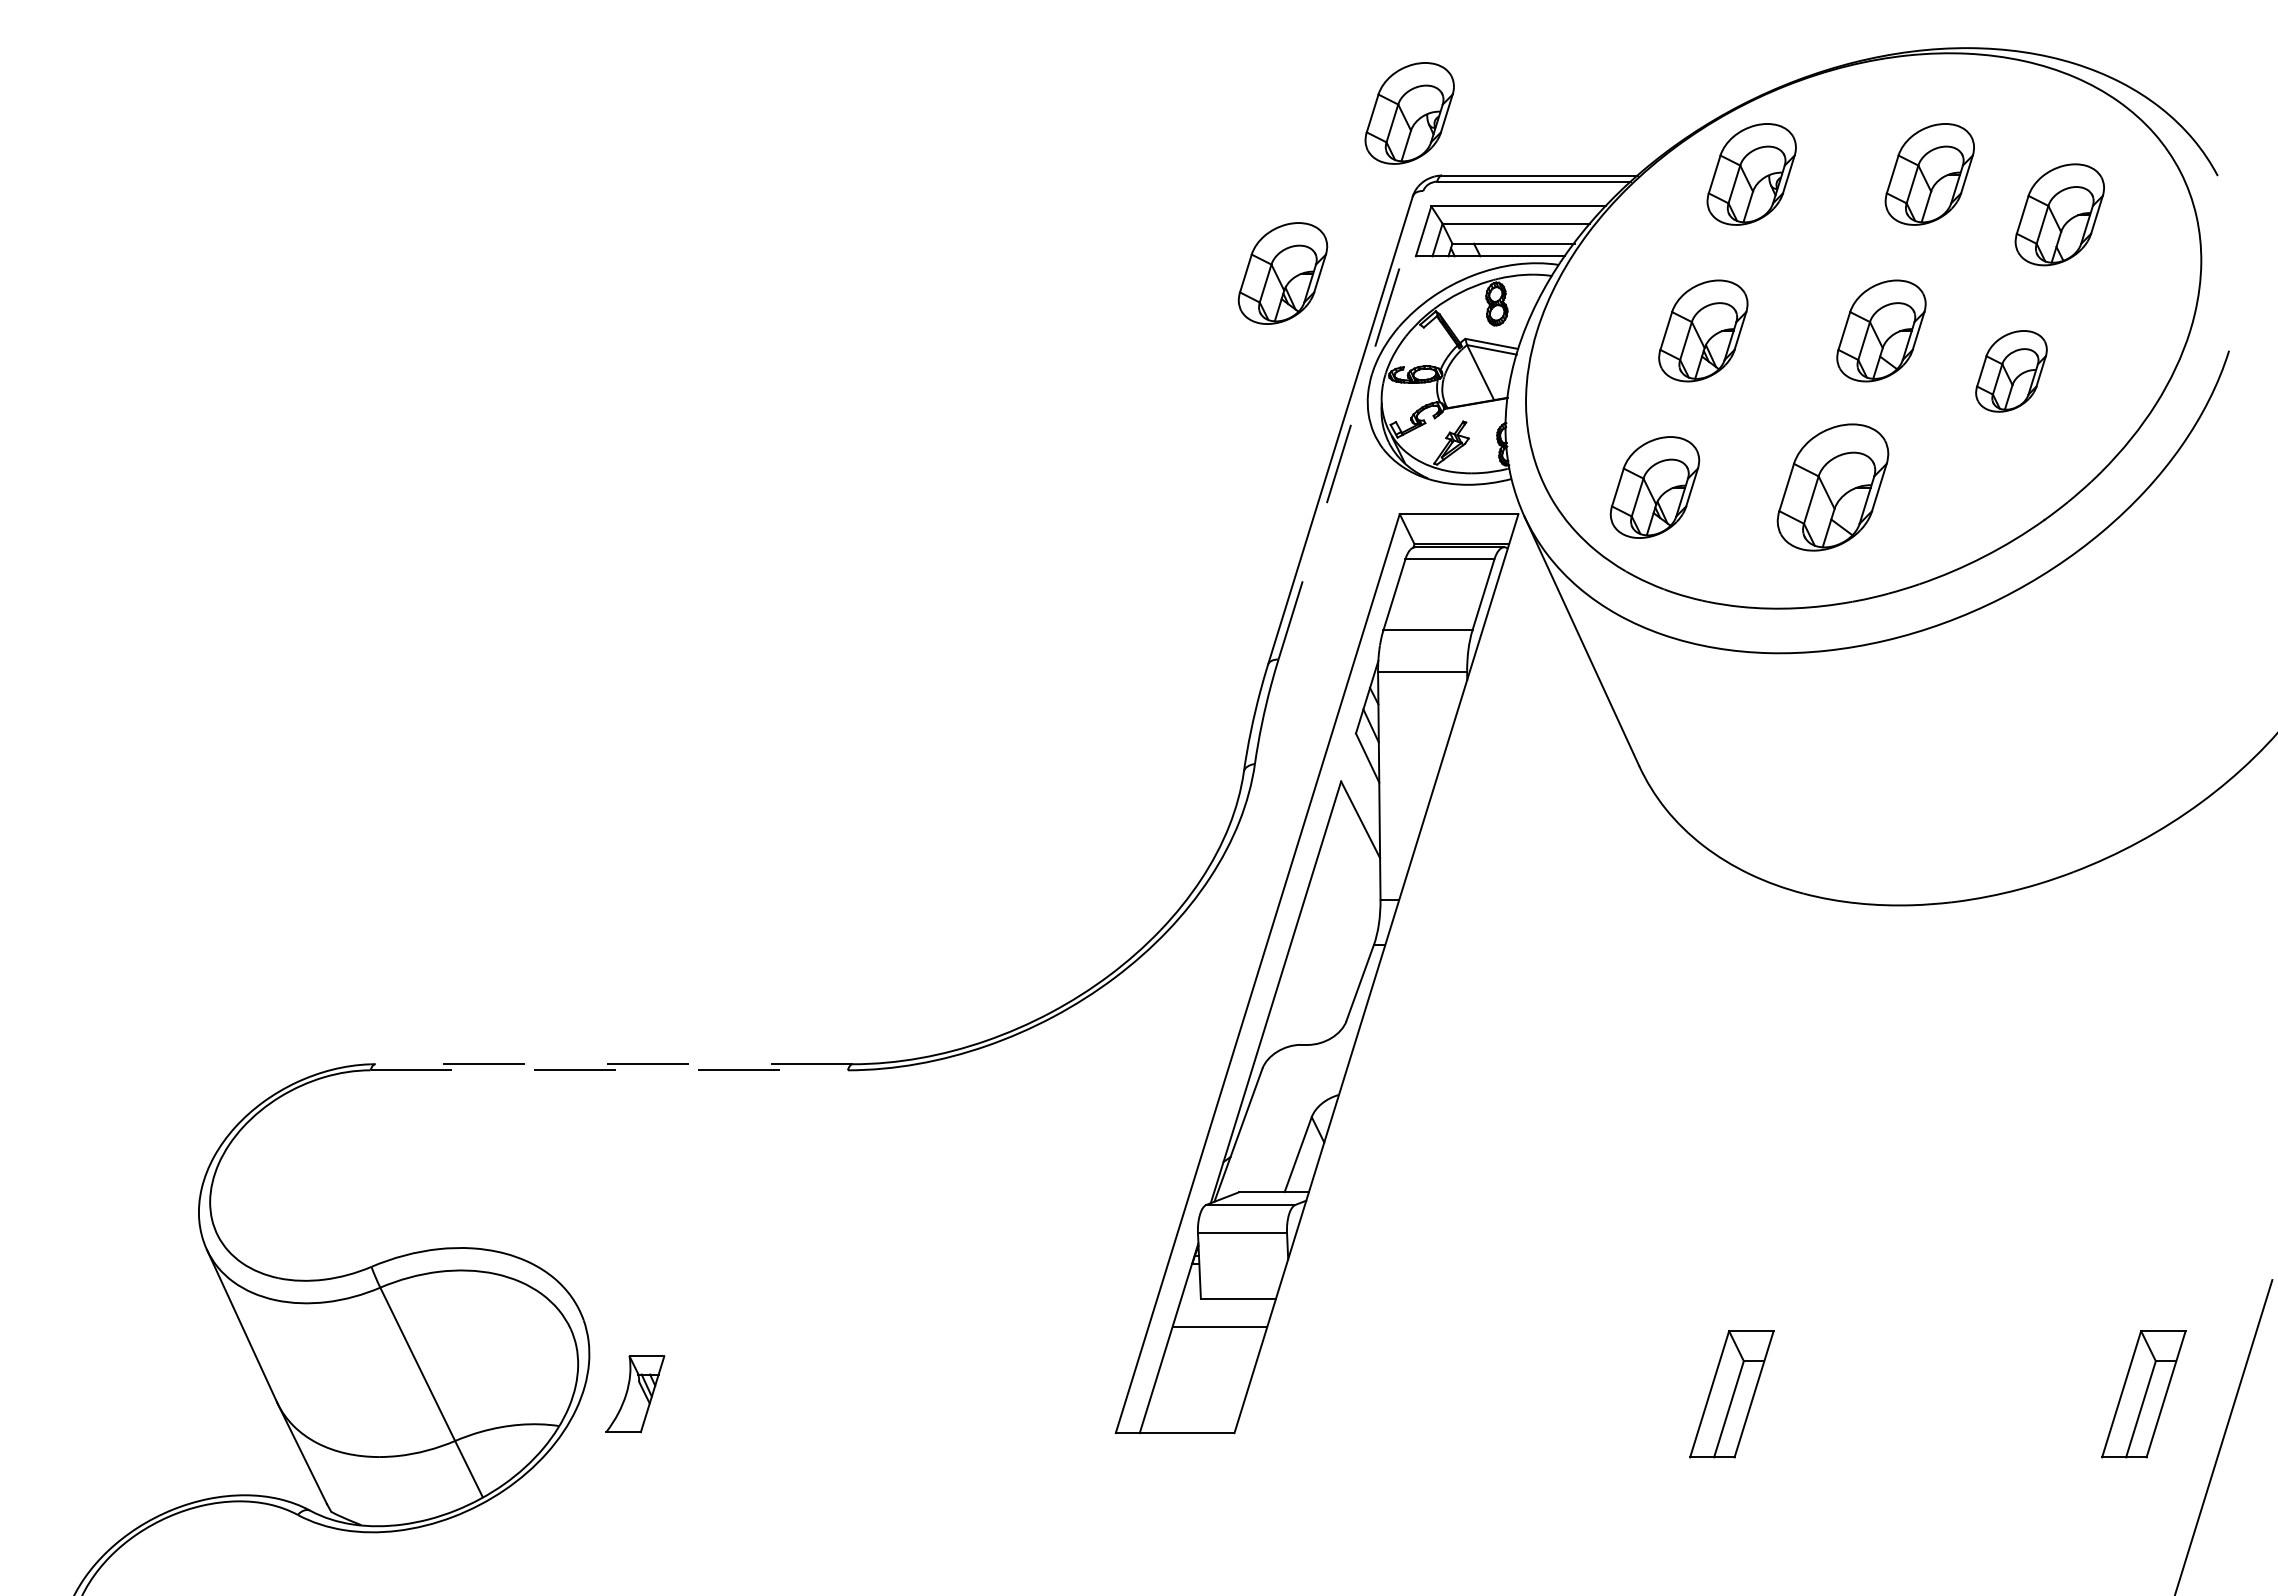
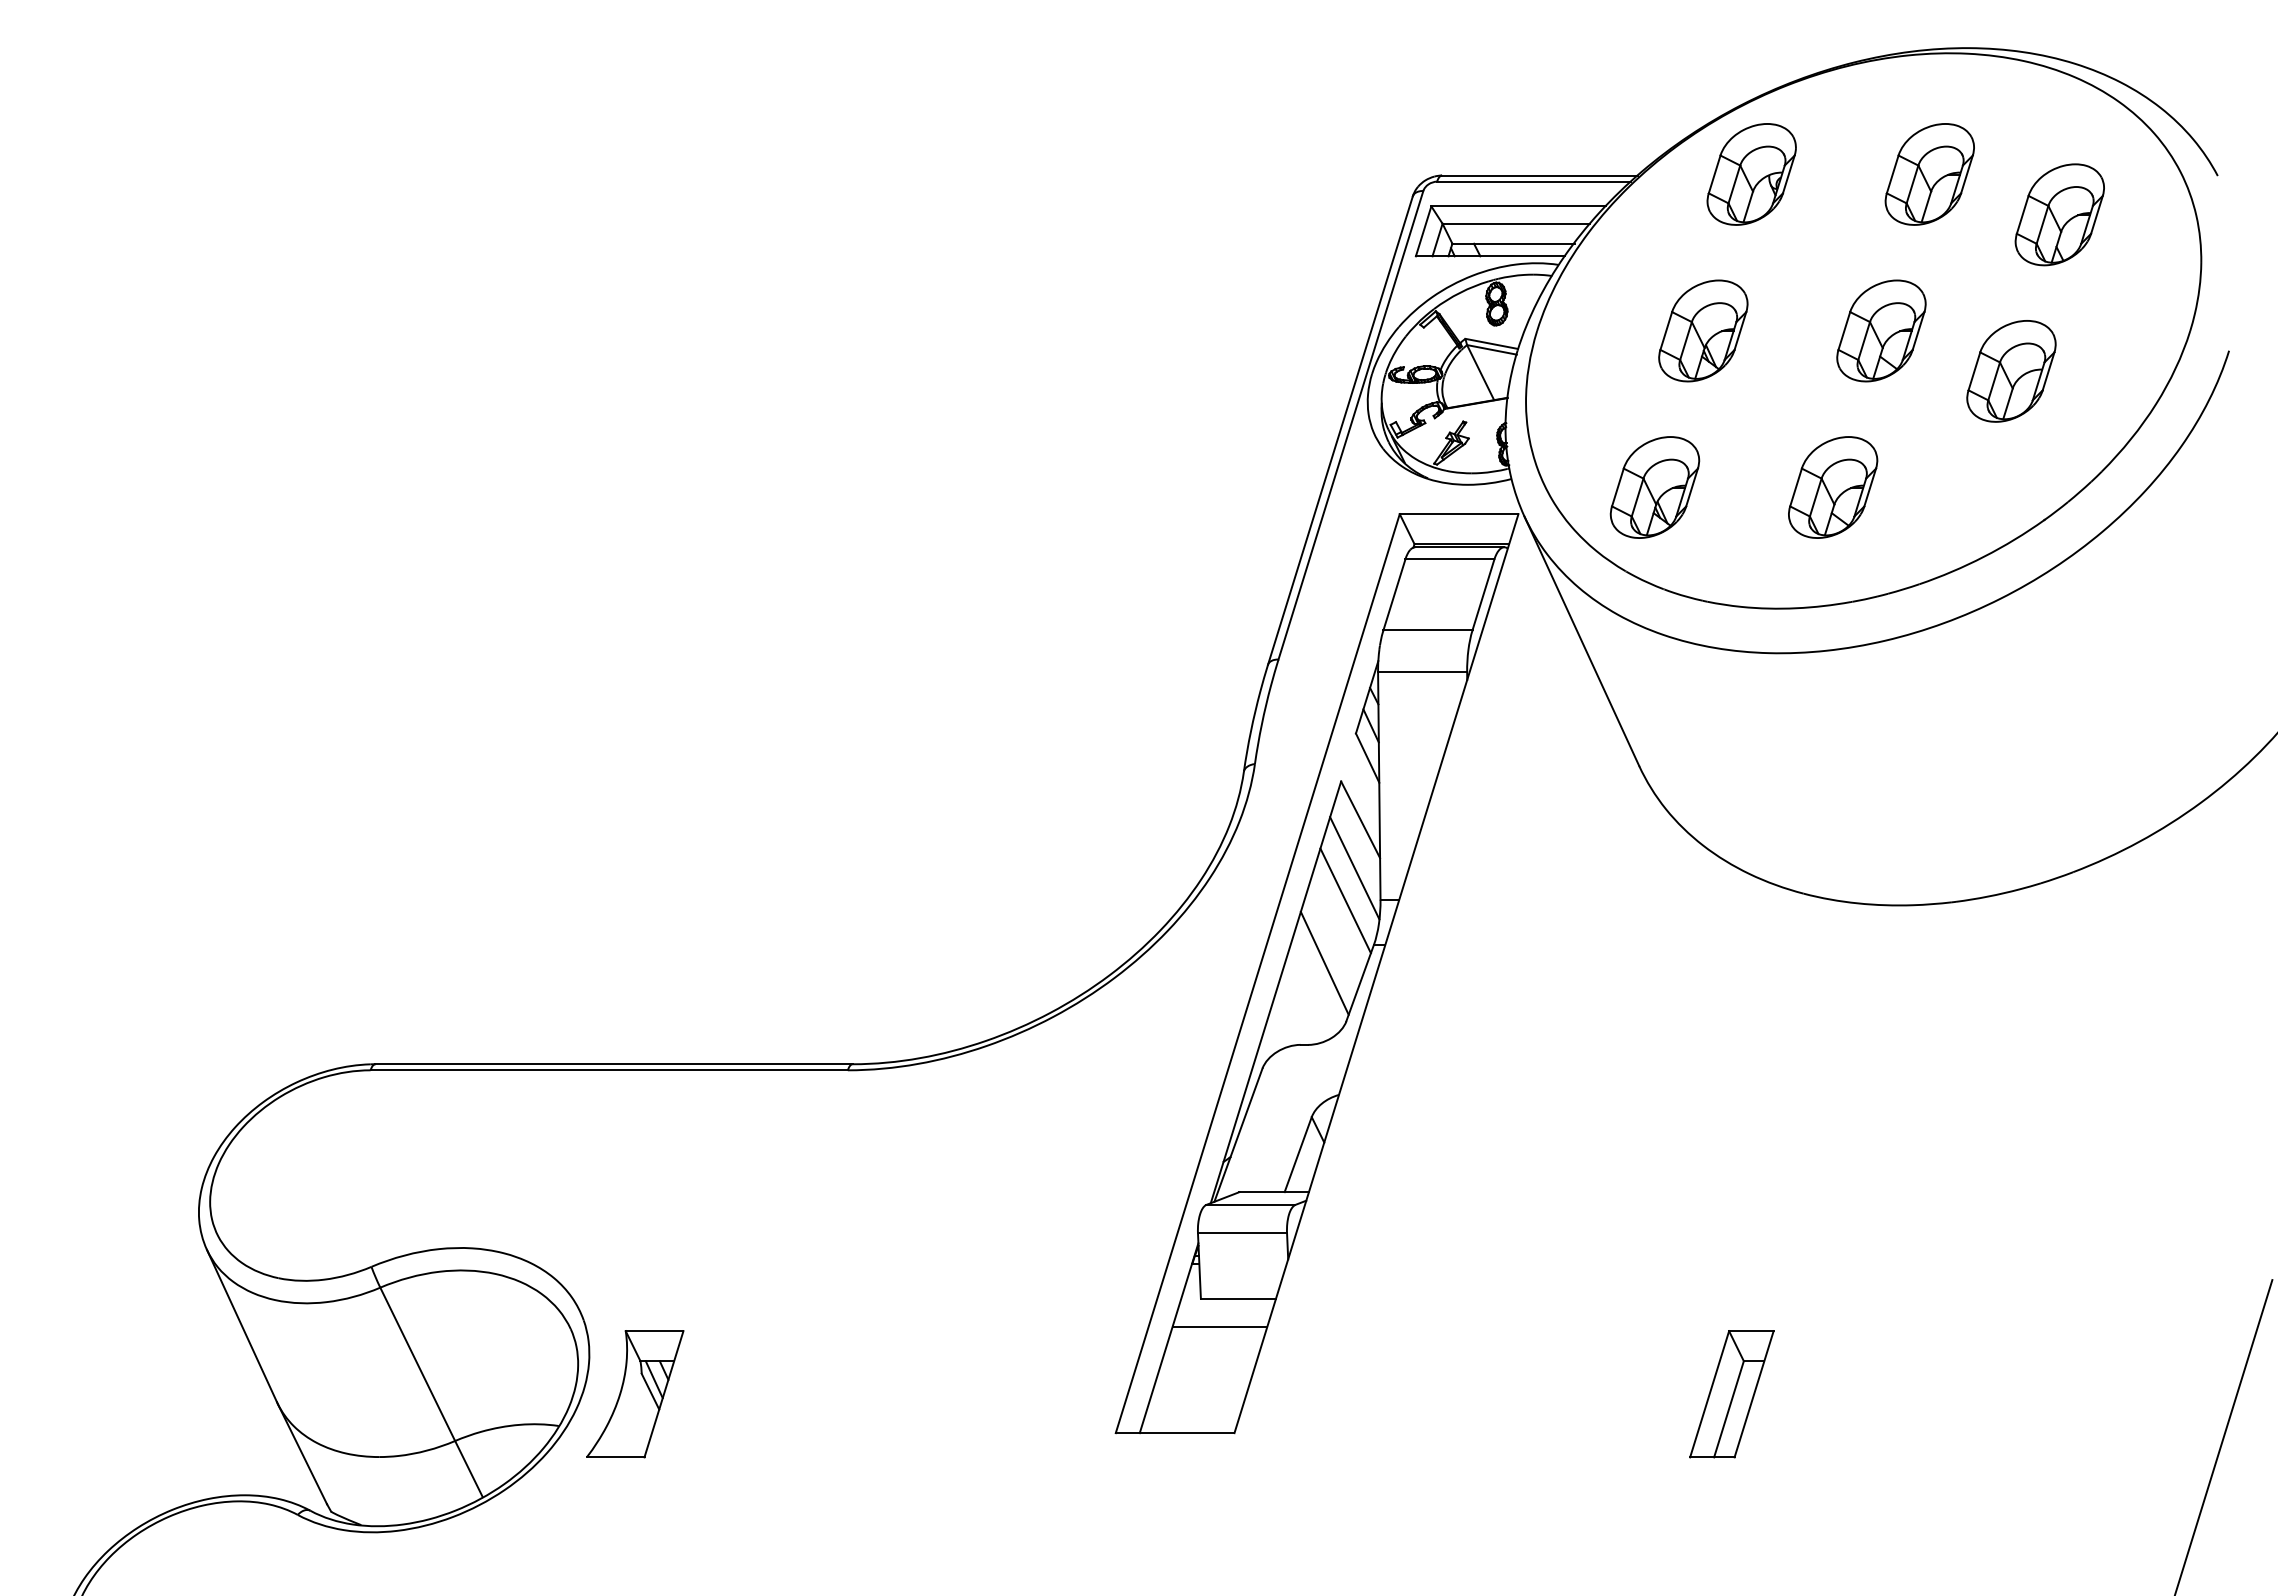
part: present -> none (1409, 113)
part: present -> none (1282, 273)
part size: 73x83 px -> 91x103 px (2011, 371)
line: dashed -> solid (1351, 424)
part size: 114x129 px -> 91x103 px (1833, 487)
line: none -> present (1354, 868)
line: none -> present (1345, 900)
line: none -> present (1324, 962)
line: dashed -> solid (614, 1064)
line: dashed -> solid (609, 1070)
part size: 61x79 px -> 99x129 px (635, 1394)
part: present -> none (2143, 1394)
